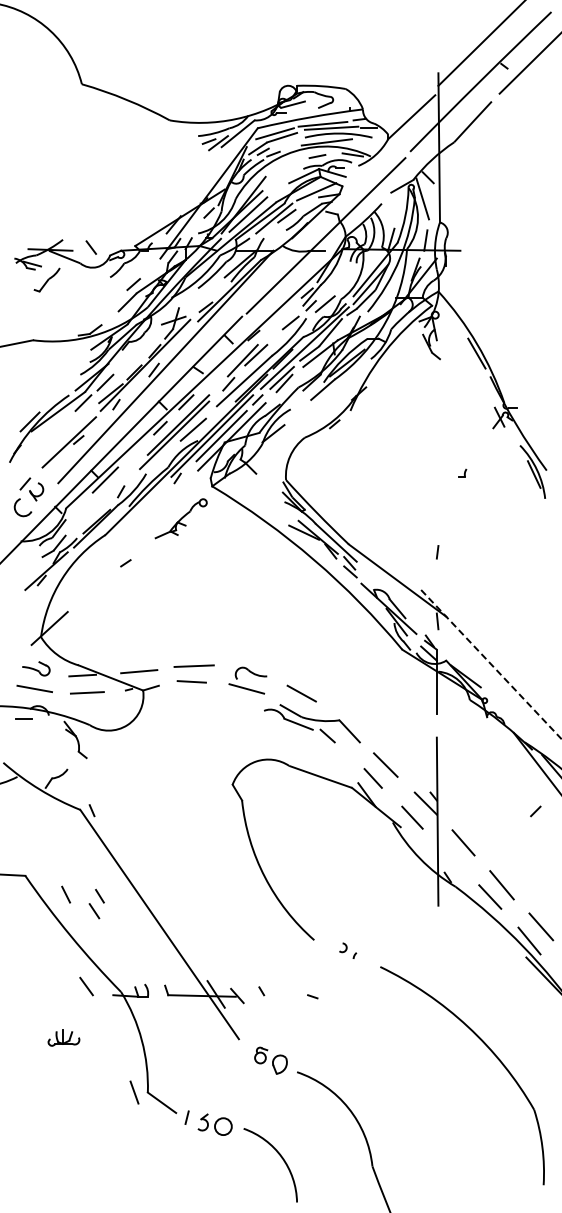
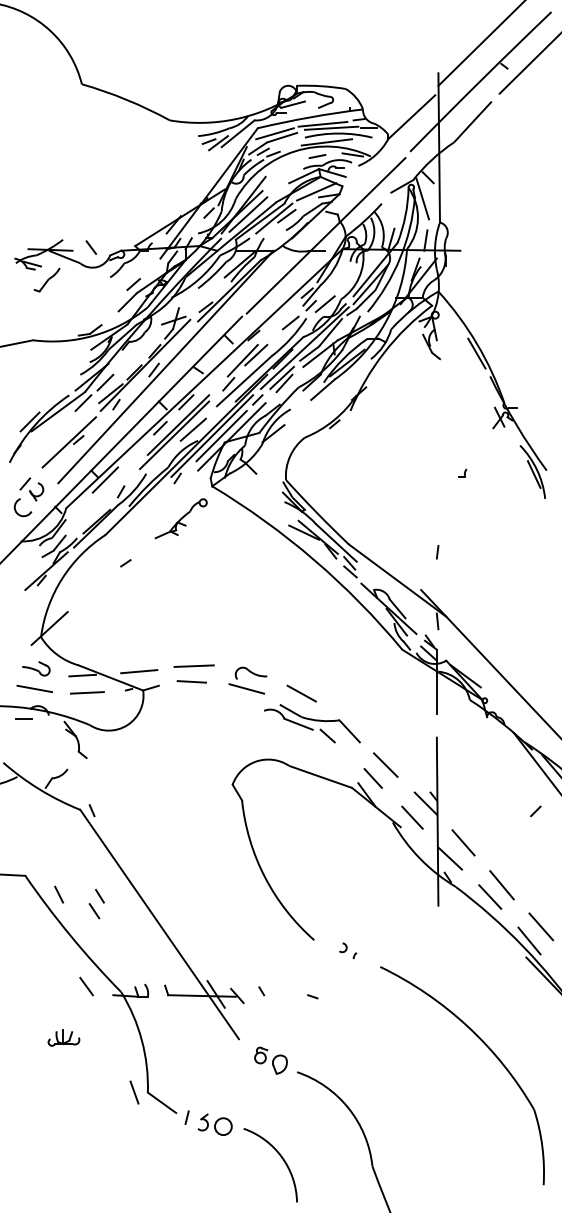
line: dashed -> solid (491, 664)
line: none -> present (449, 858)
line position: (66, 894) -> (59, 894) (59, 894)
